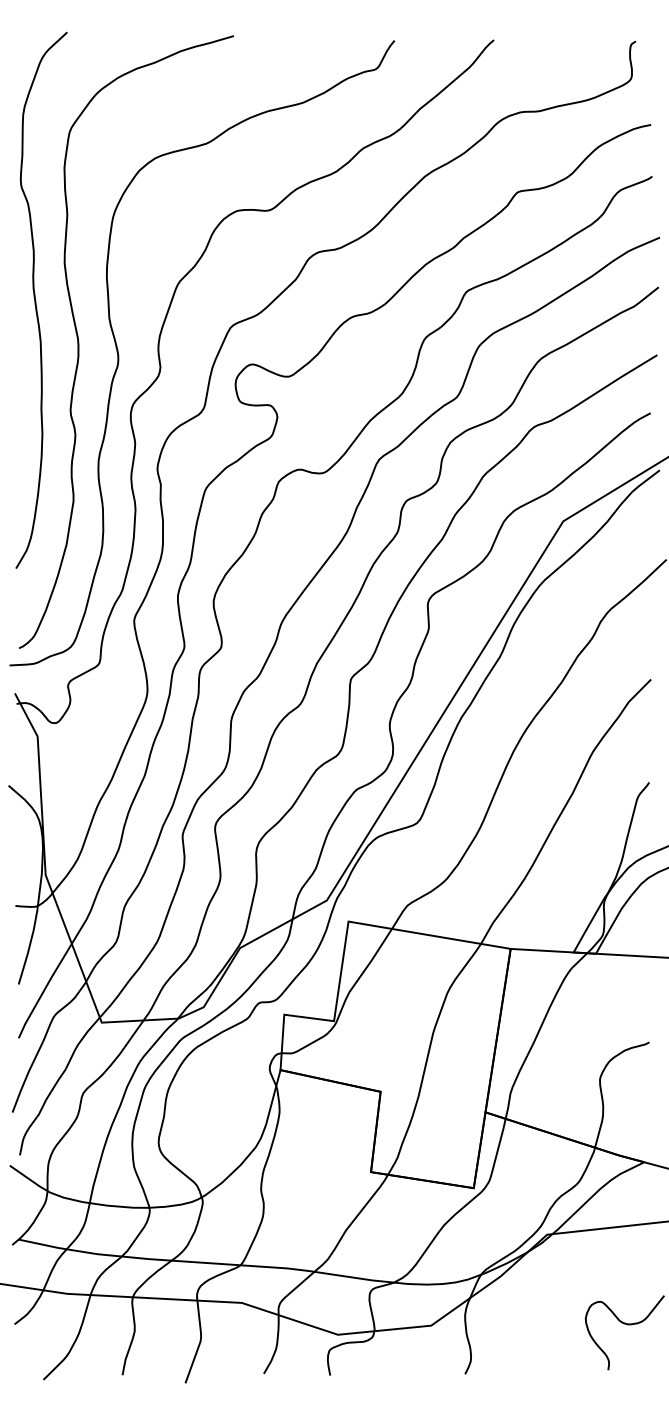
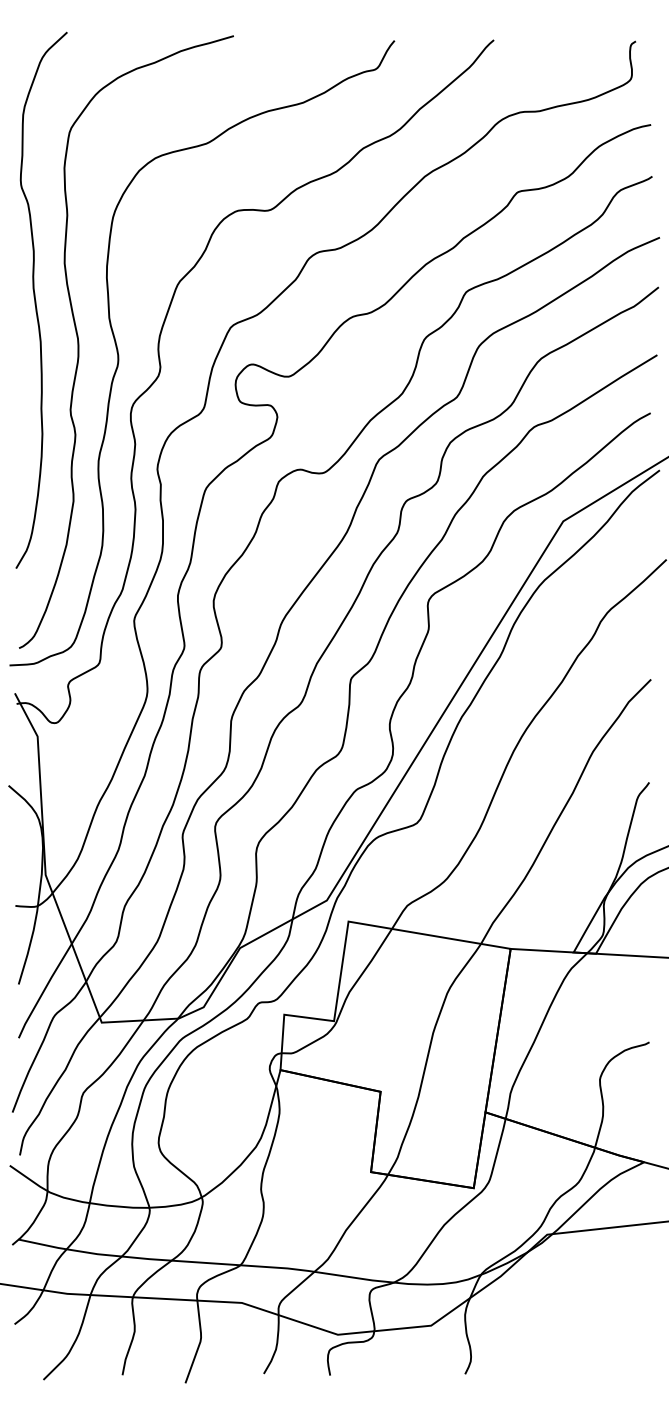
curve: present -> none (627, 1325)
